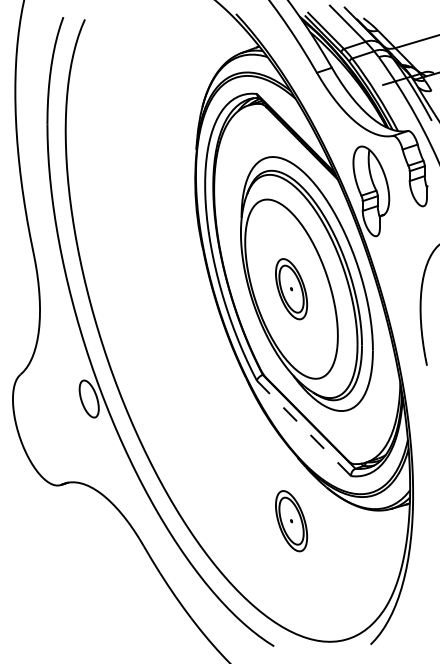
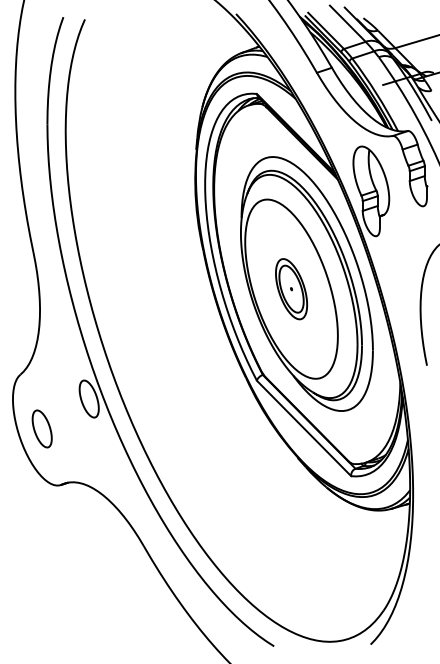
part: none -> present (41, 428)
line: dashed -> solid (303, 428)
part: present -> none (291, 521)
